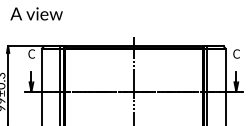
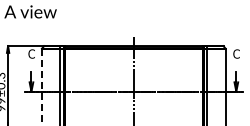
text position: (36, 13) -> (30, 11) (30, 11)
line: solid -> dashed (41, 87)
